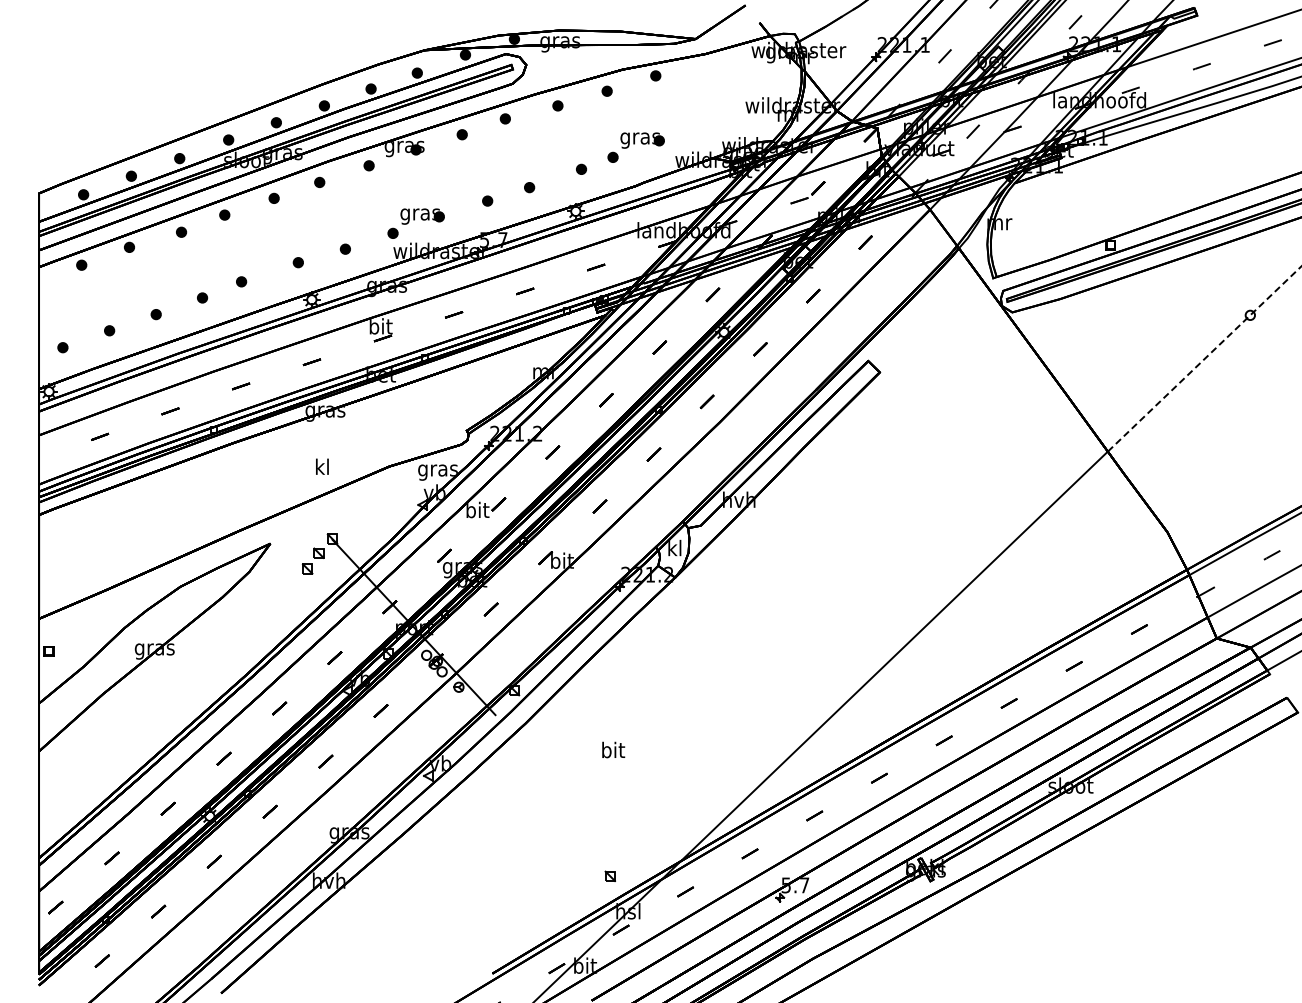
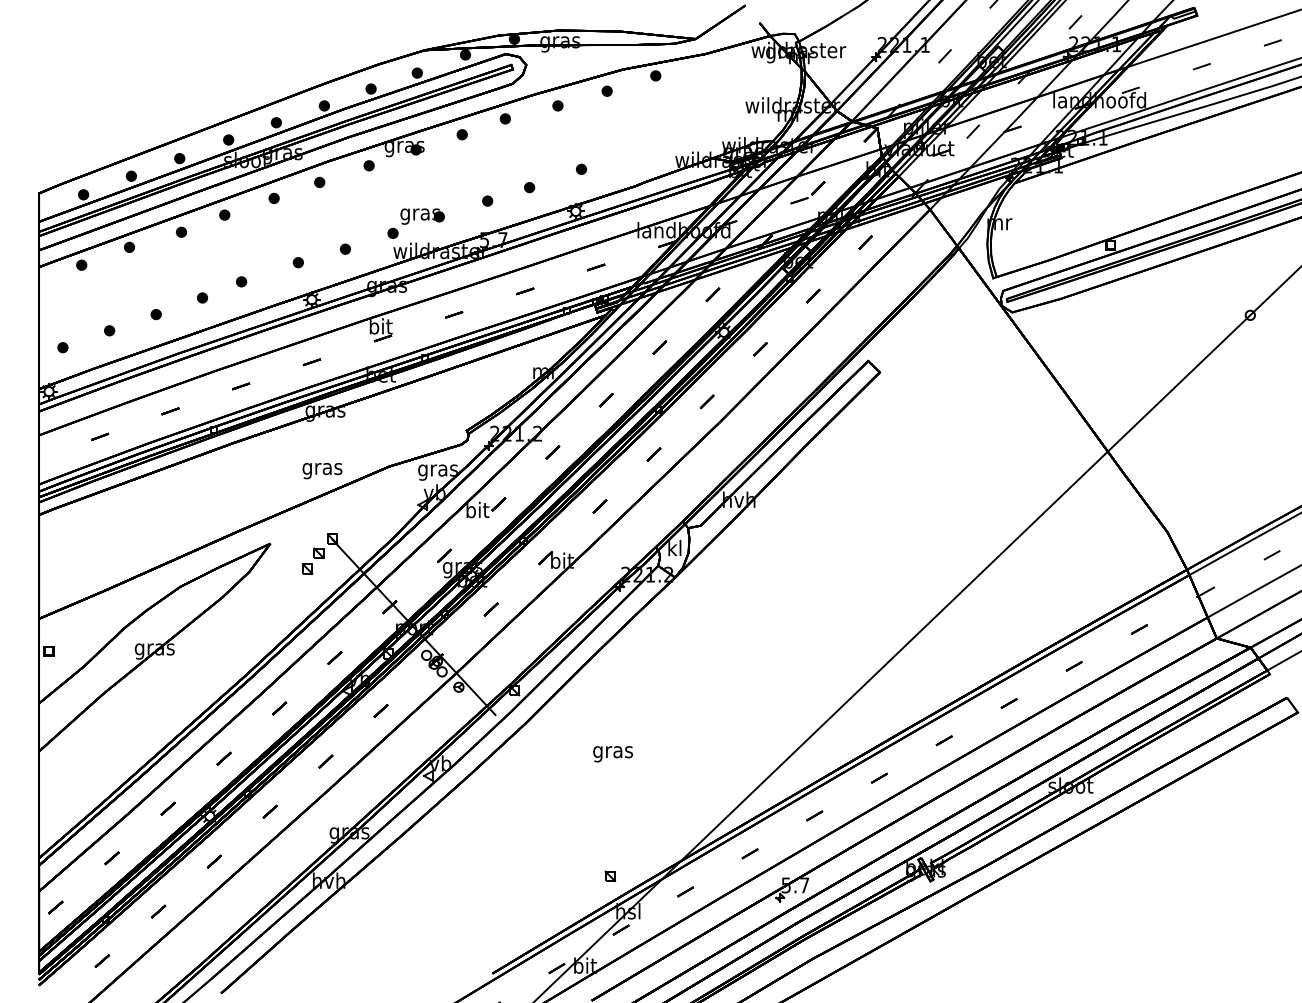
part: present -> none (635, 147)
line: dashed -> solid (1204, 358)
text: kl -> gras (322, 468)
text: bit -> gras (612, 751)
